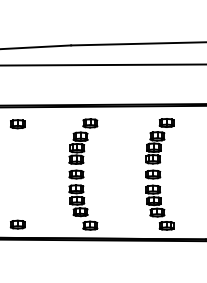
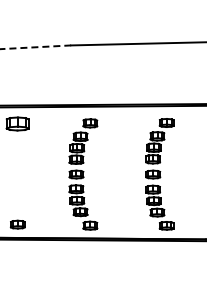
line: solid -> dashed (36, 47)
line: present -> none (102, 64)
part size: 16x11 px -> 25x16 px (17, 123)
